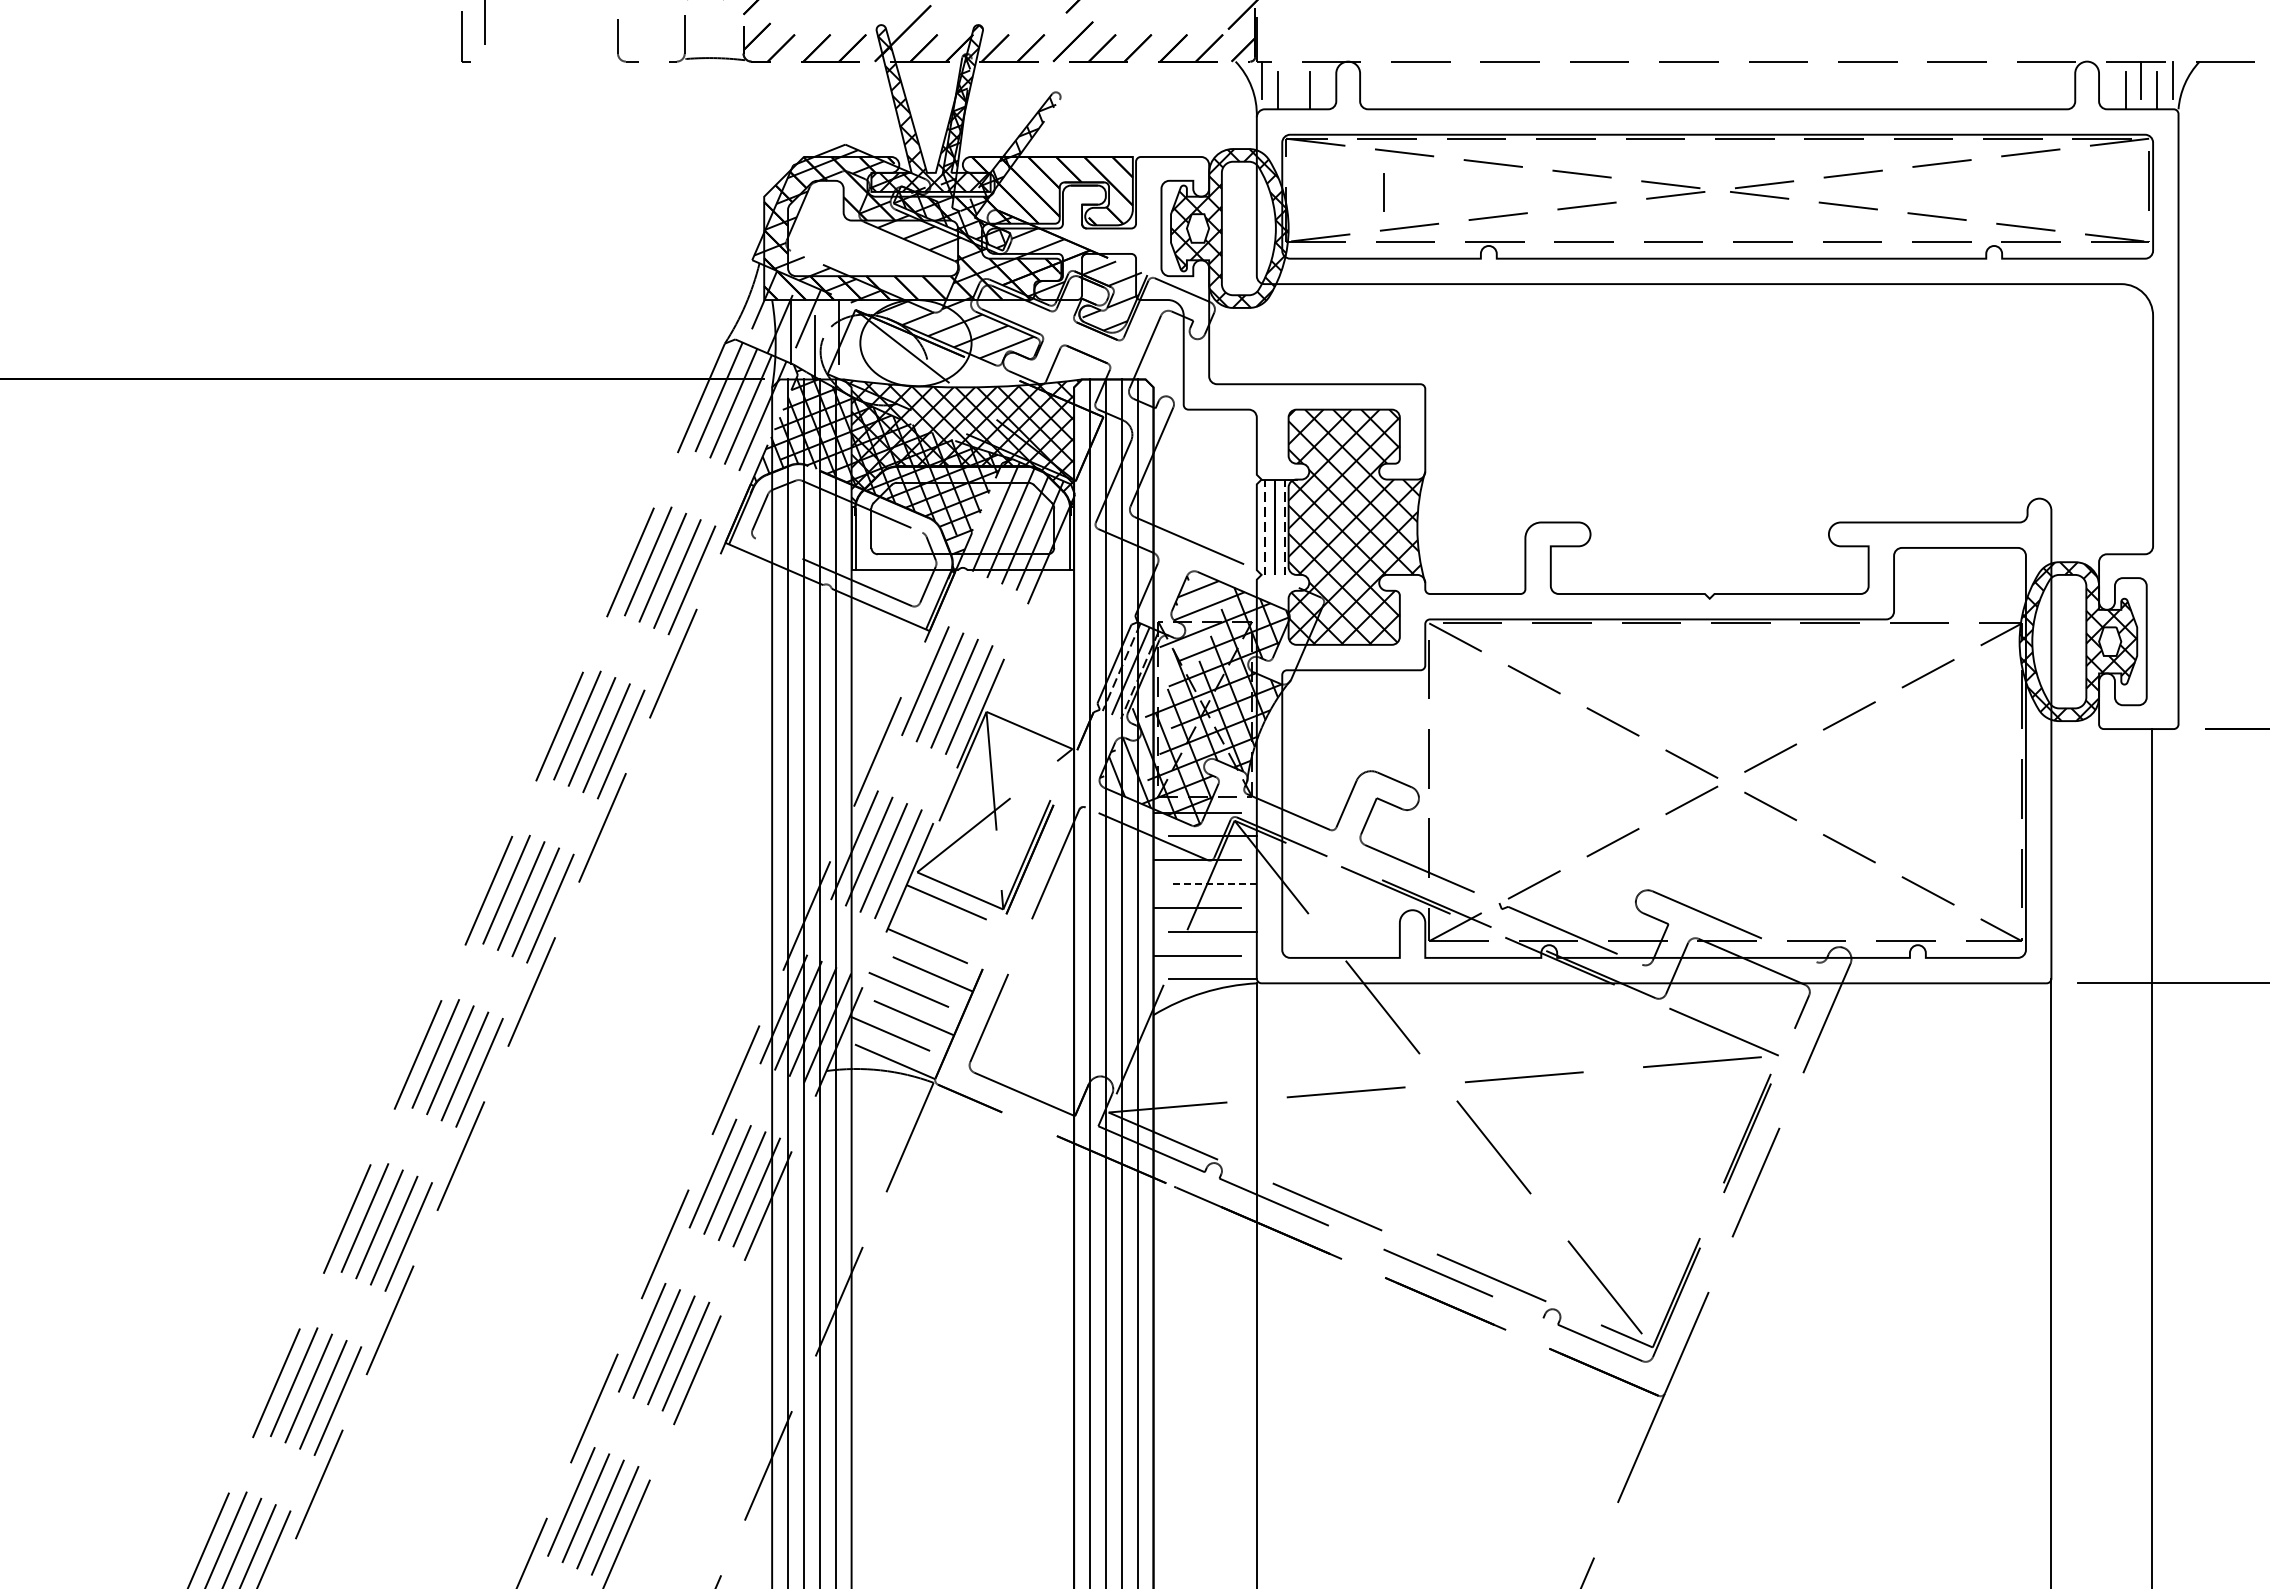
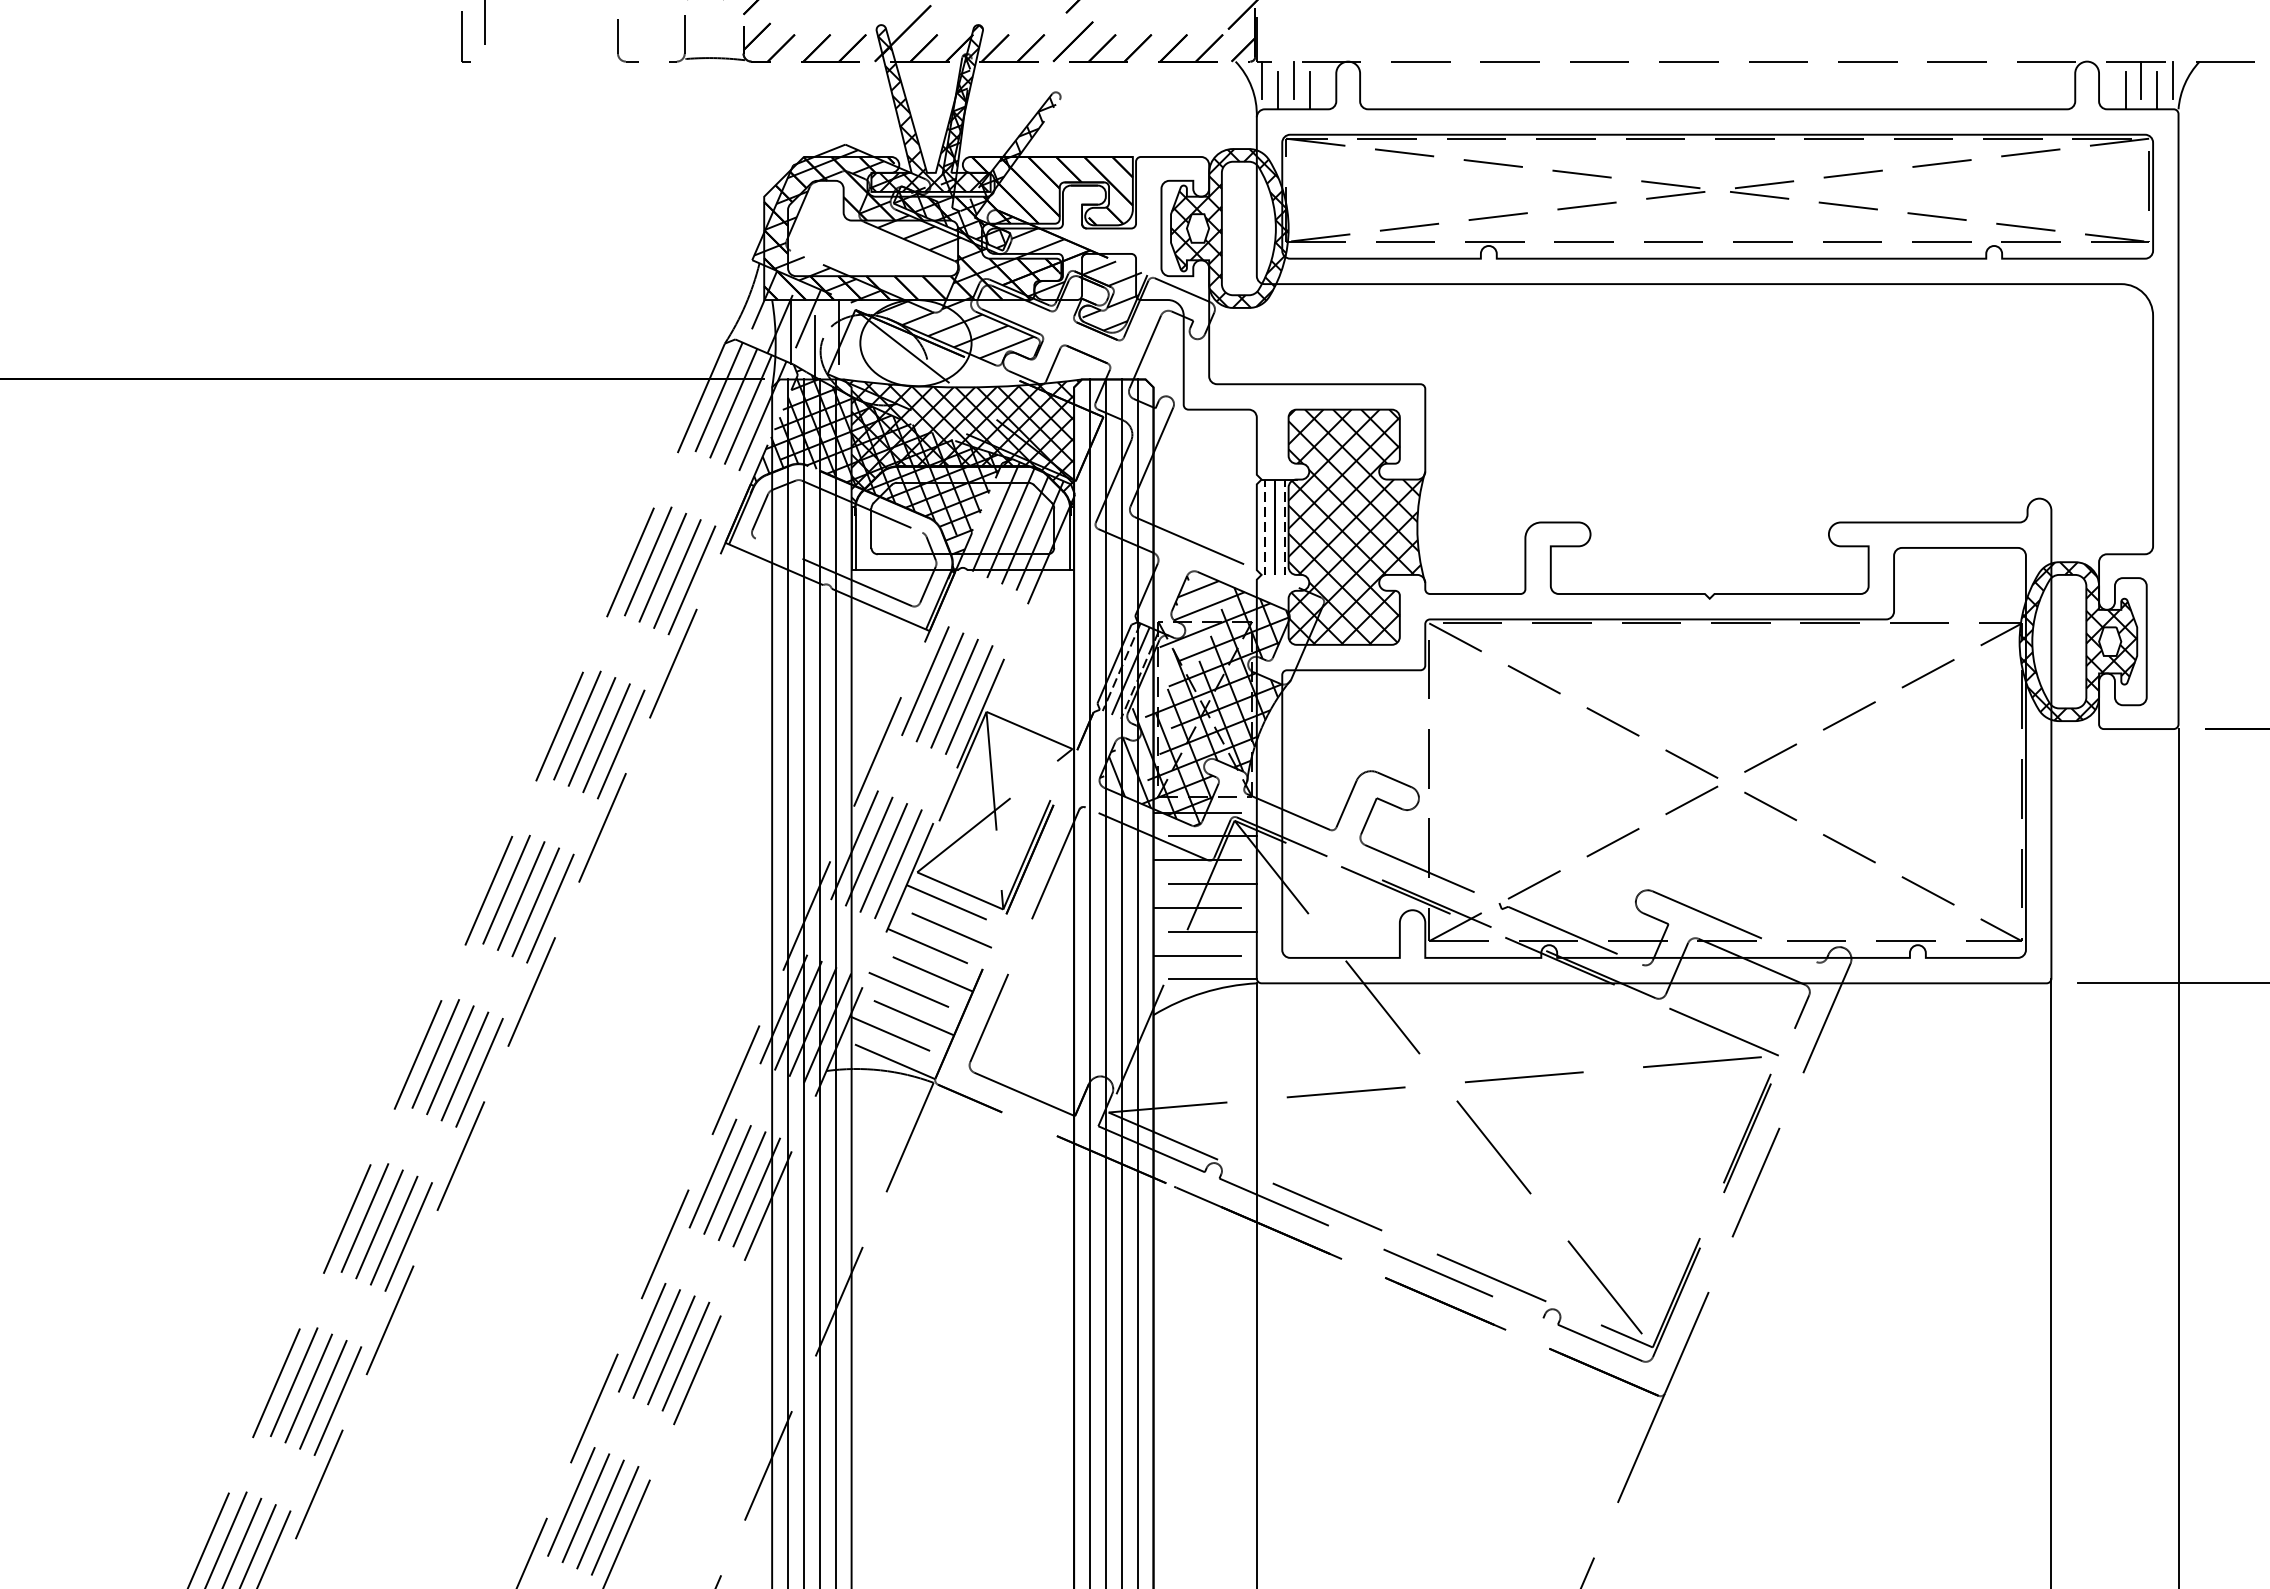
line position: (1383, 192) -> (1293, 80) (1293, 80)
line: dashed -> solid (1213, 884)
line: none -> present (951, 930)
line position: (2151, 1157) -> (2178, 1157) (2178, 1157)
